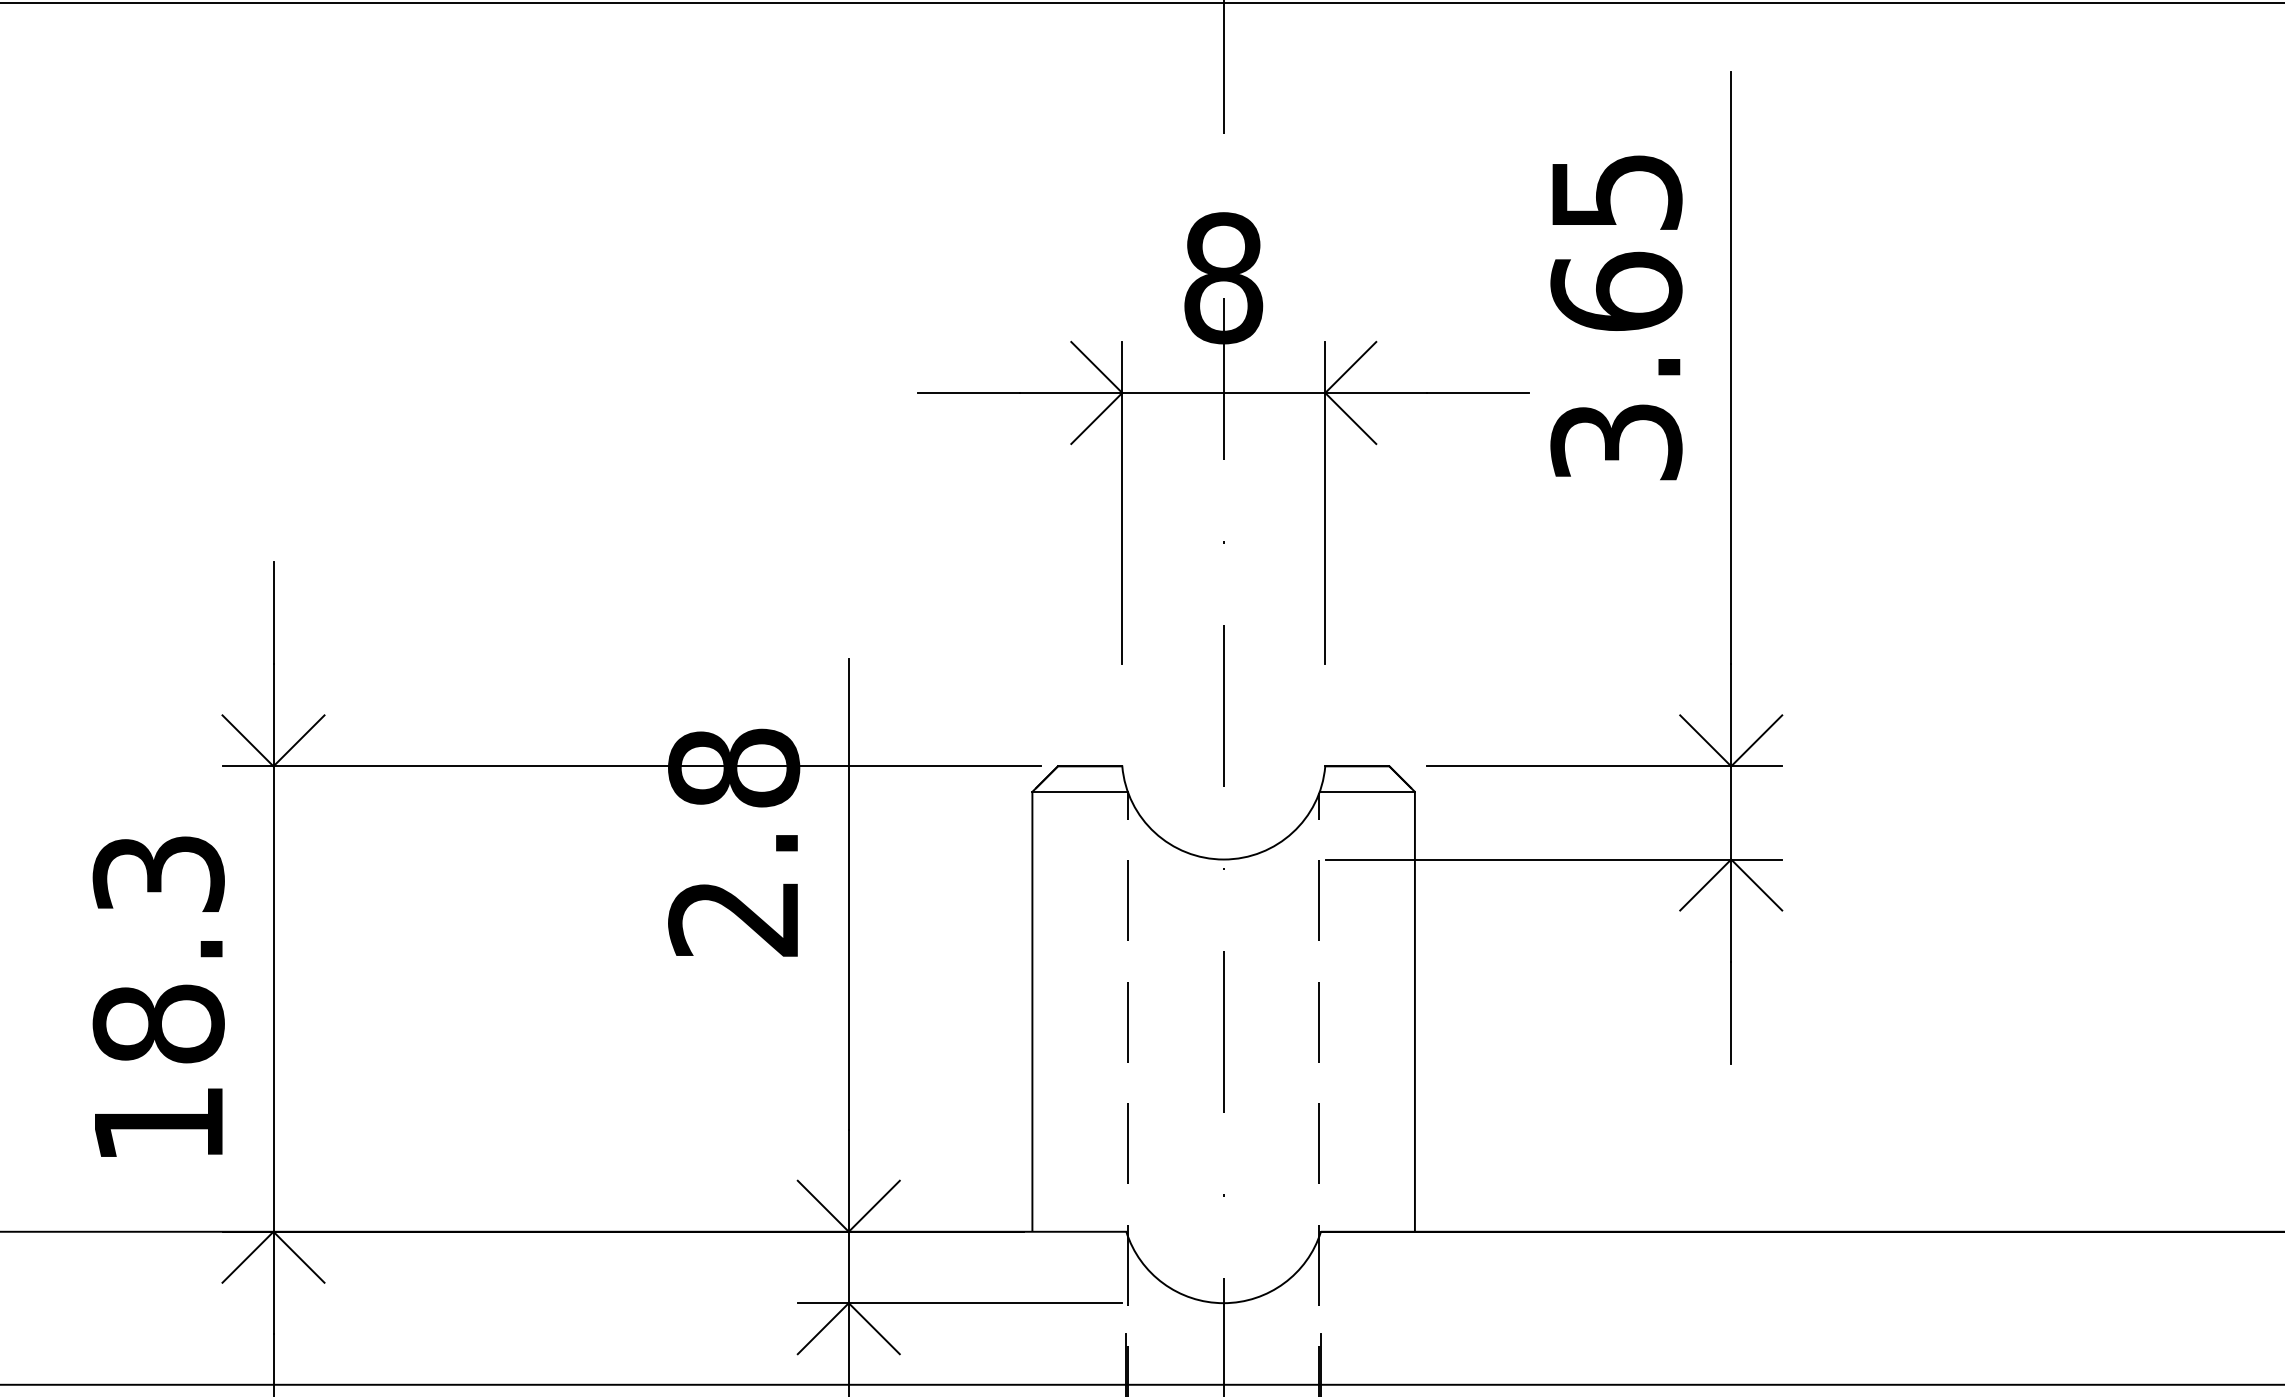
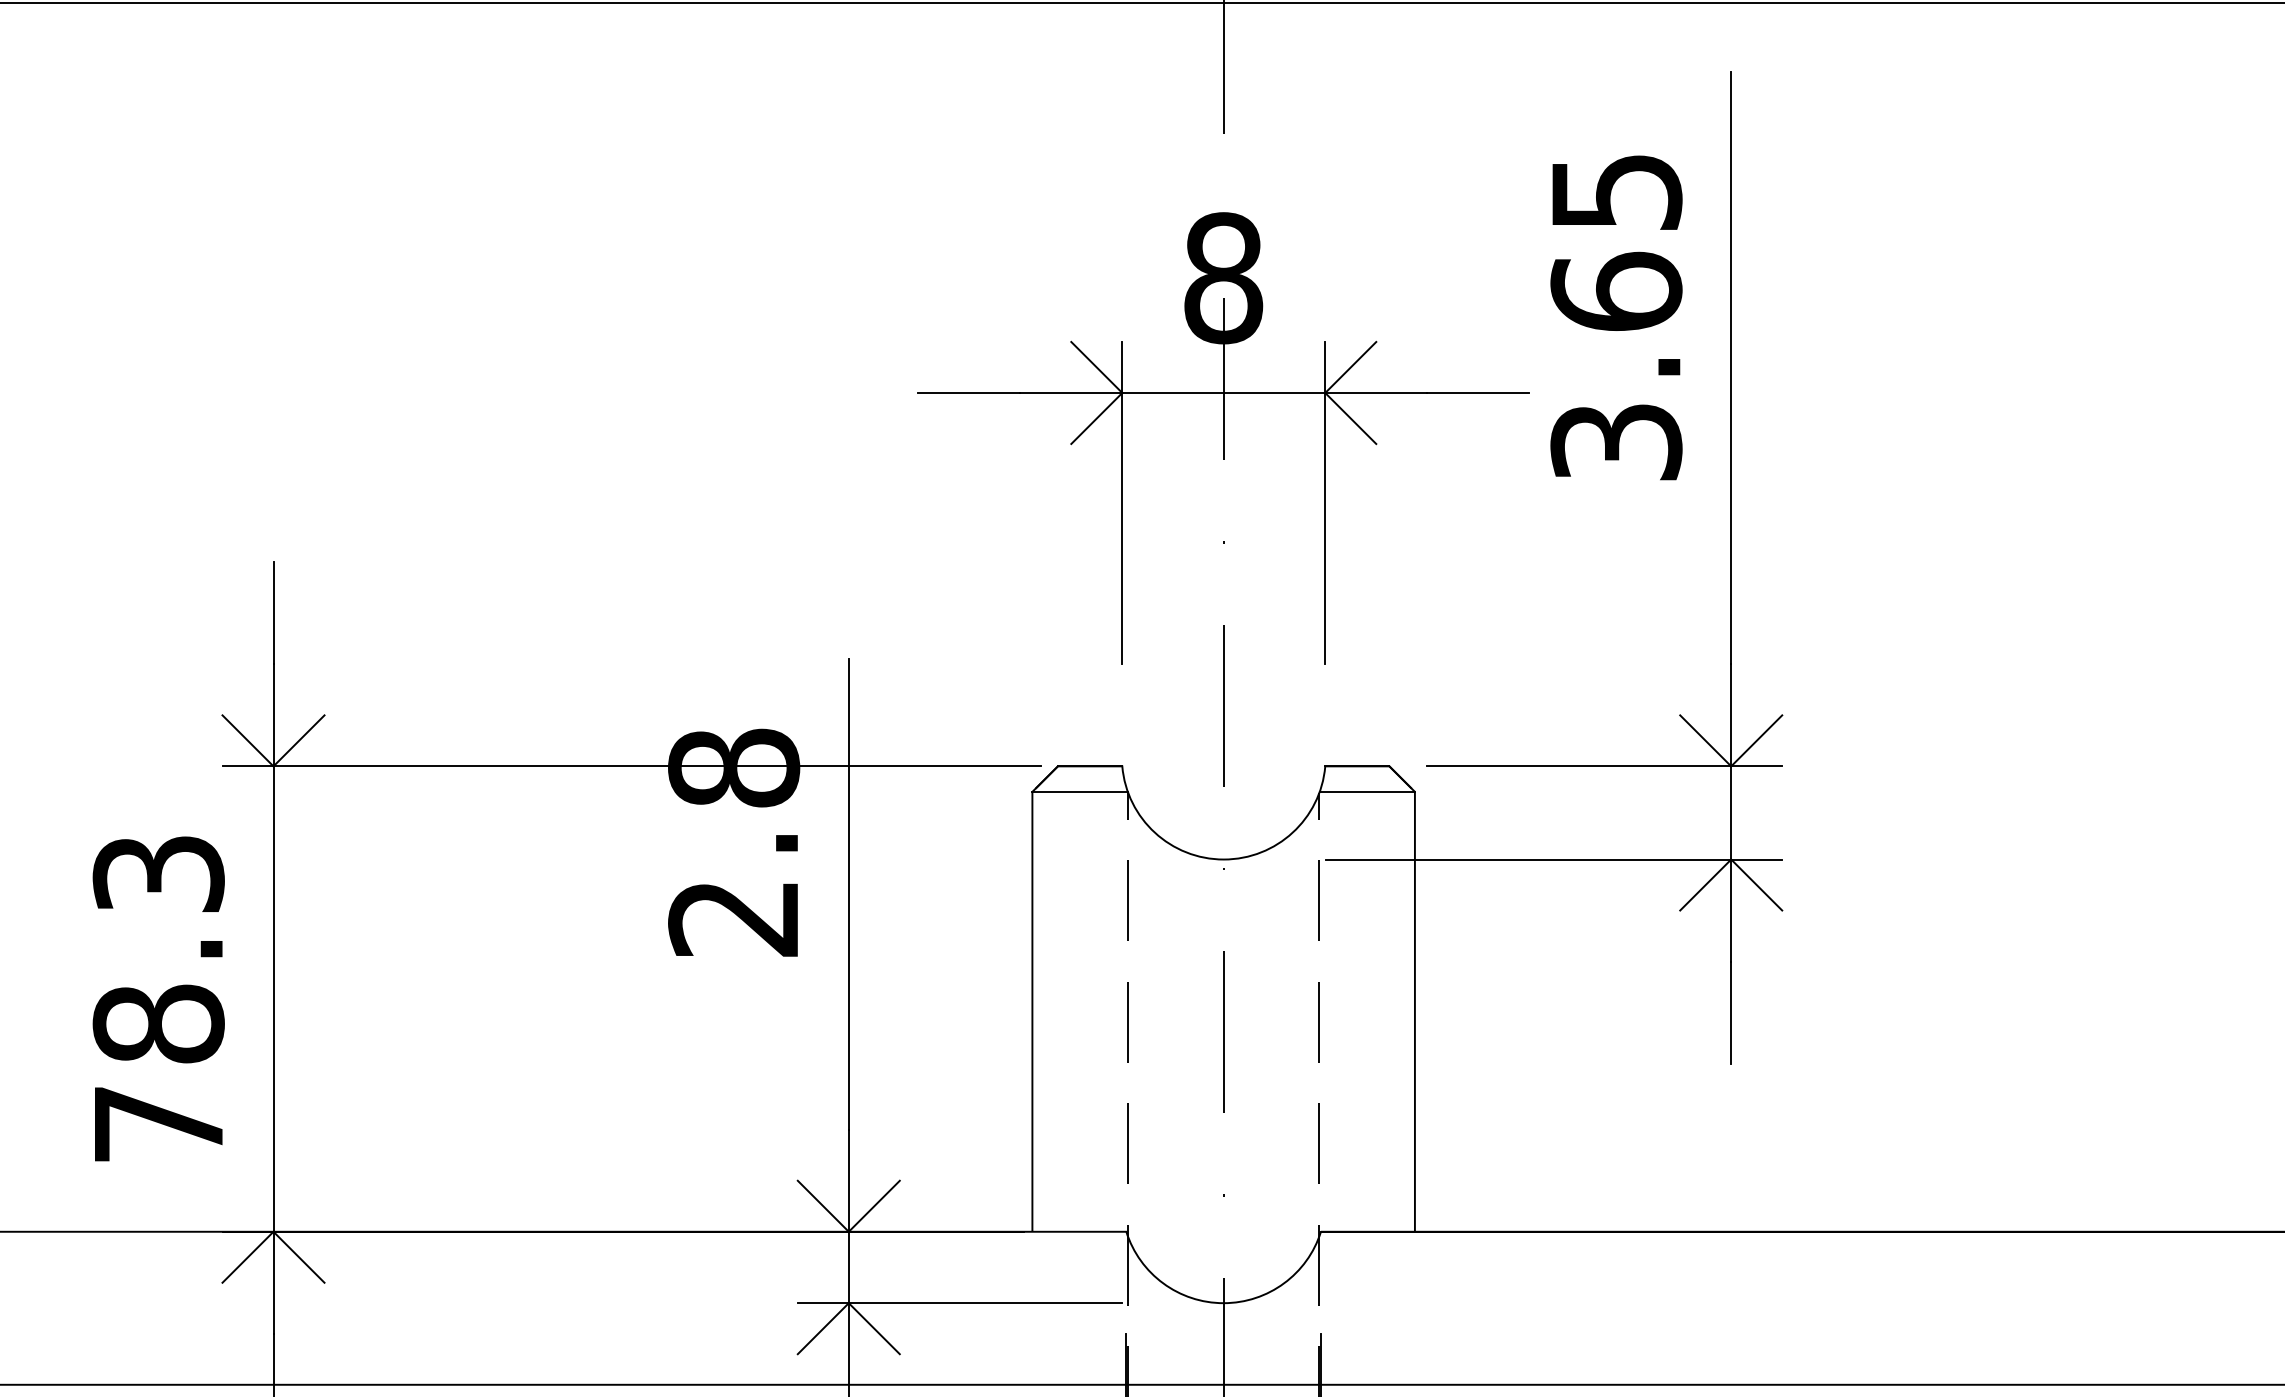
text: 18.3 -> 78.3 (158, 1124)
